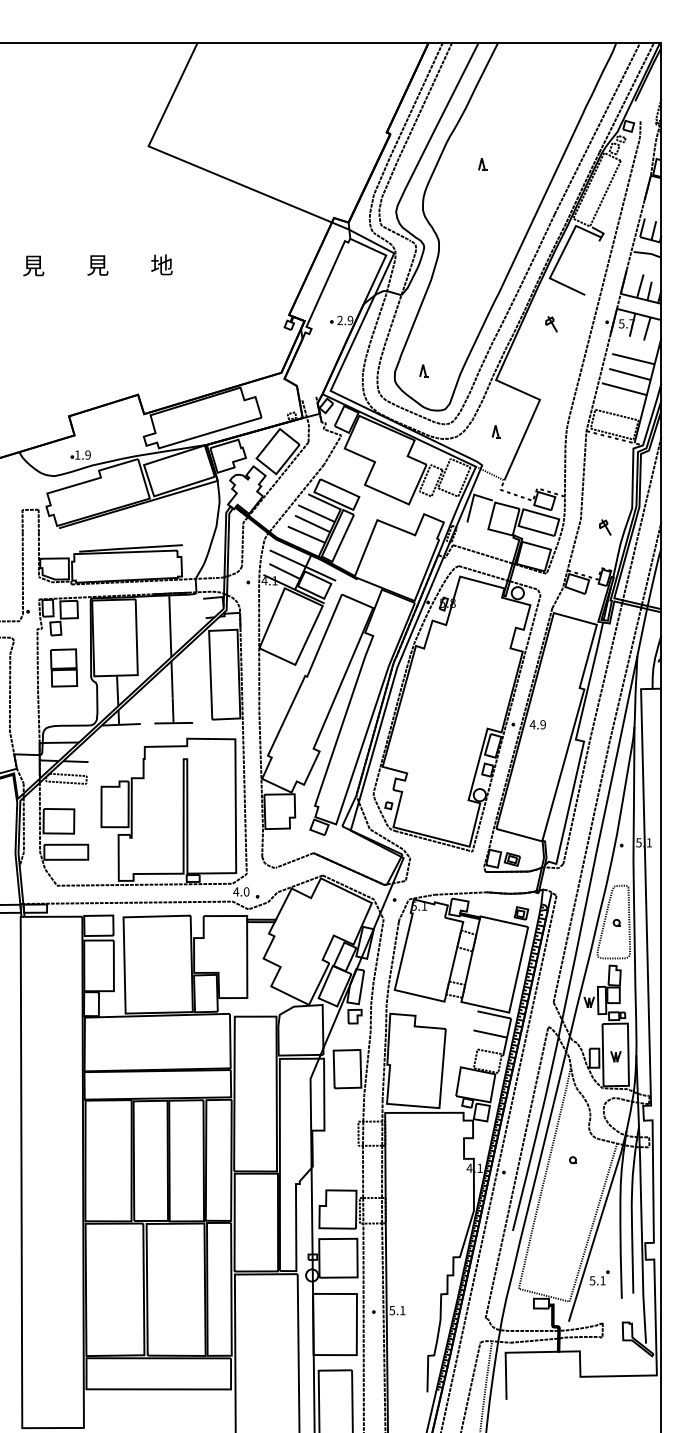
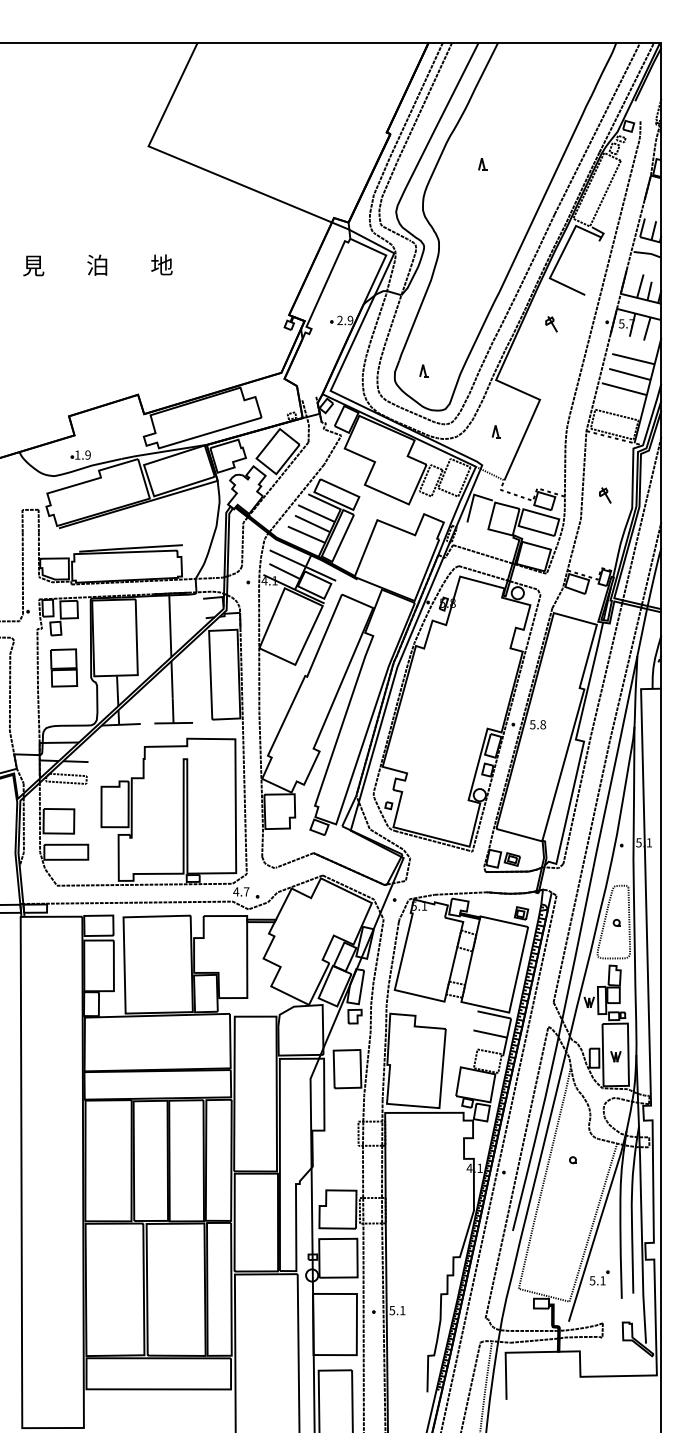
text: 見 -> 泊 (97, 264)
part position: (605, 527) -> (605, 495) (605, 495)
text: 4.9 -> 5.8 (537, 724)
text: 4.0 -> 4.7 (246, 891)
